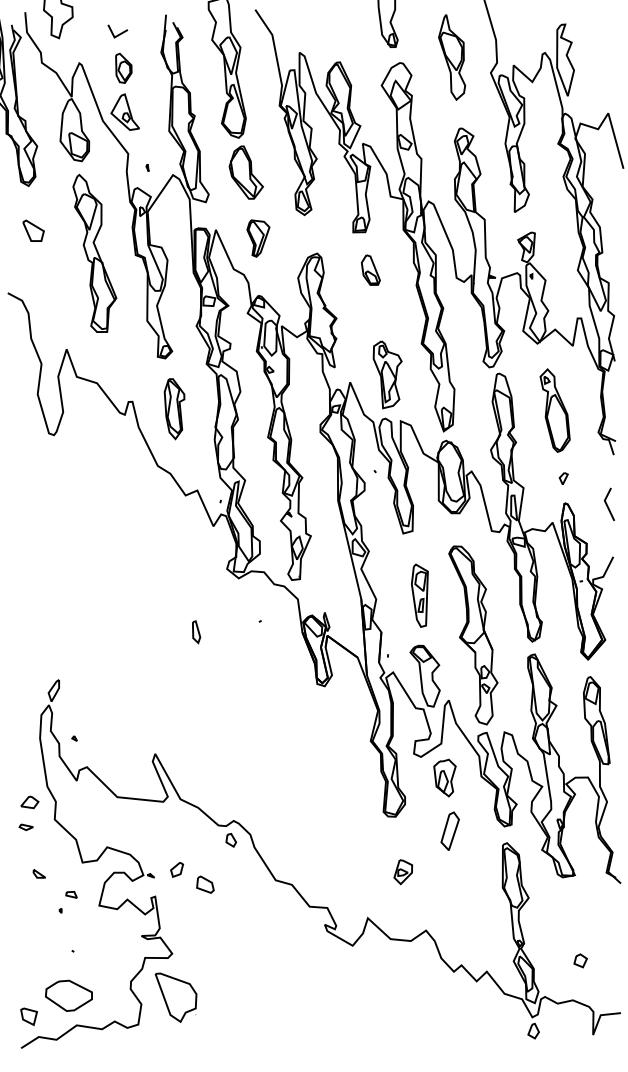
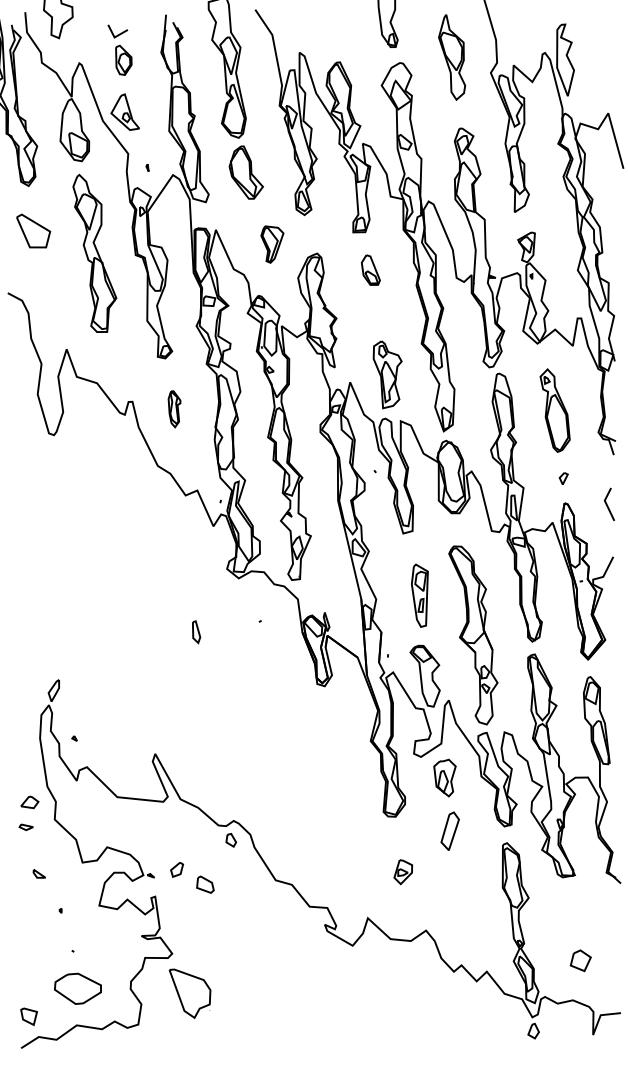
part position: (123, 67) -> (123, 59) (123, 59)
part size: 23x23 px -> 36x36 px (33, 230)
part position: (258, 238) -> (272, 244) (272, 244)
part size: 23x63 px -> 15x39 px (174, 409)
part: present -> none (71, 894)
part size: 15x16 px -> 23x24 px (580, 960)
part position: (68, 995) -> (77, 988) (77, 988)
part position: (175, 997) -> (189, 993) (189, 993)
